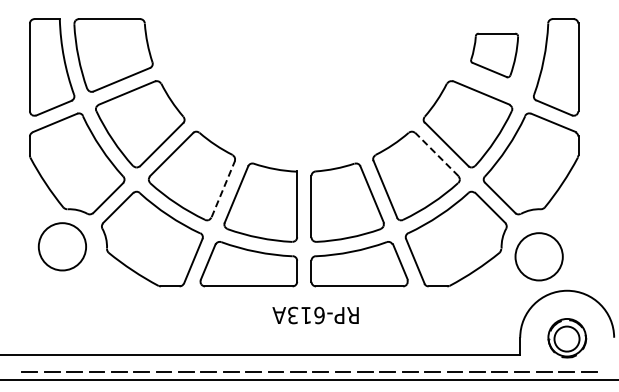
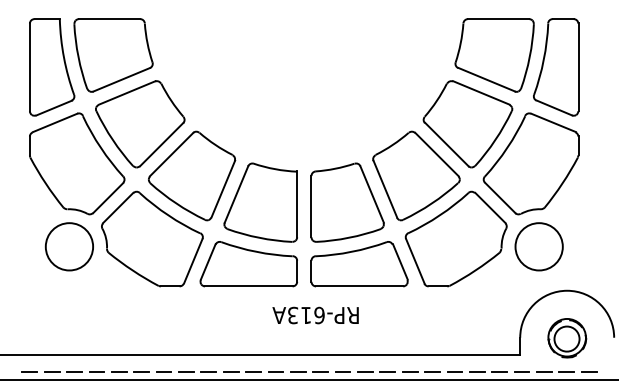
part size: 49x47 px -> 81x75 px (494, 55)
line: dashed -> solid (436, 154)
line: dashed -> solid (223, 188)
part position: (61, 246) -> (68, 246) (68, 246)
part position: (538, 256) -> (538, 246) (538, 246)
